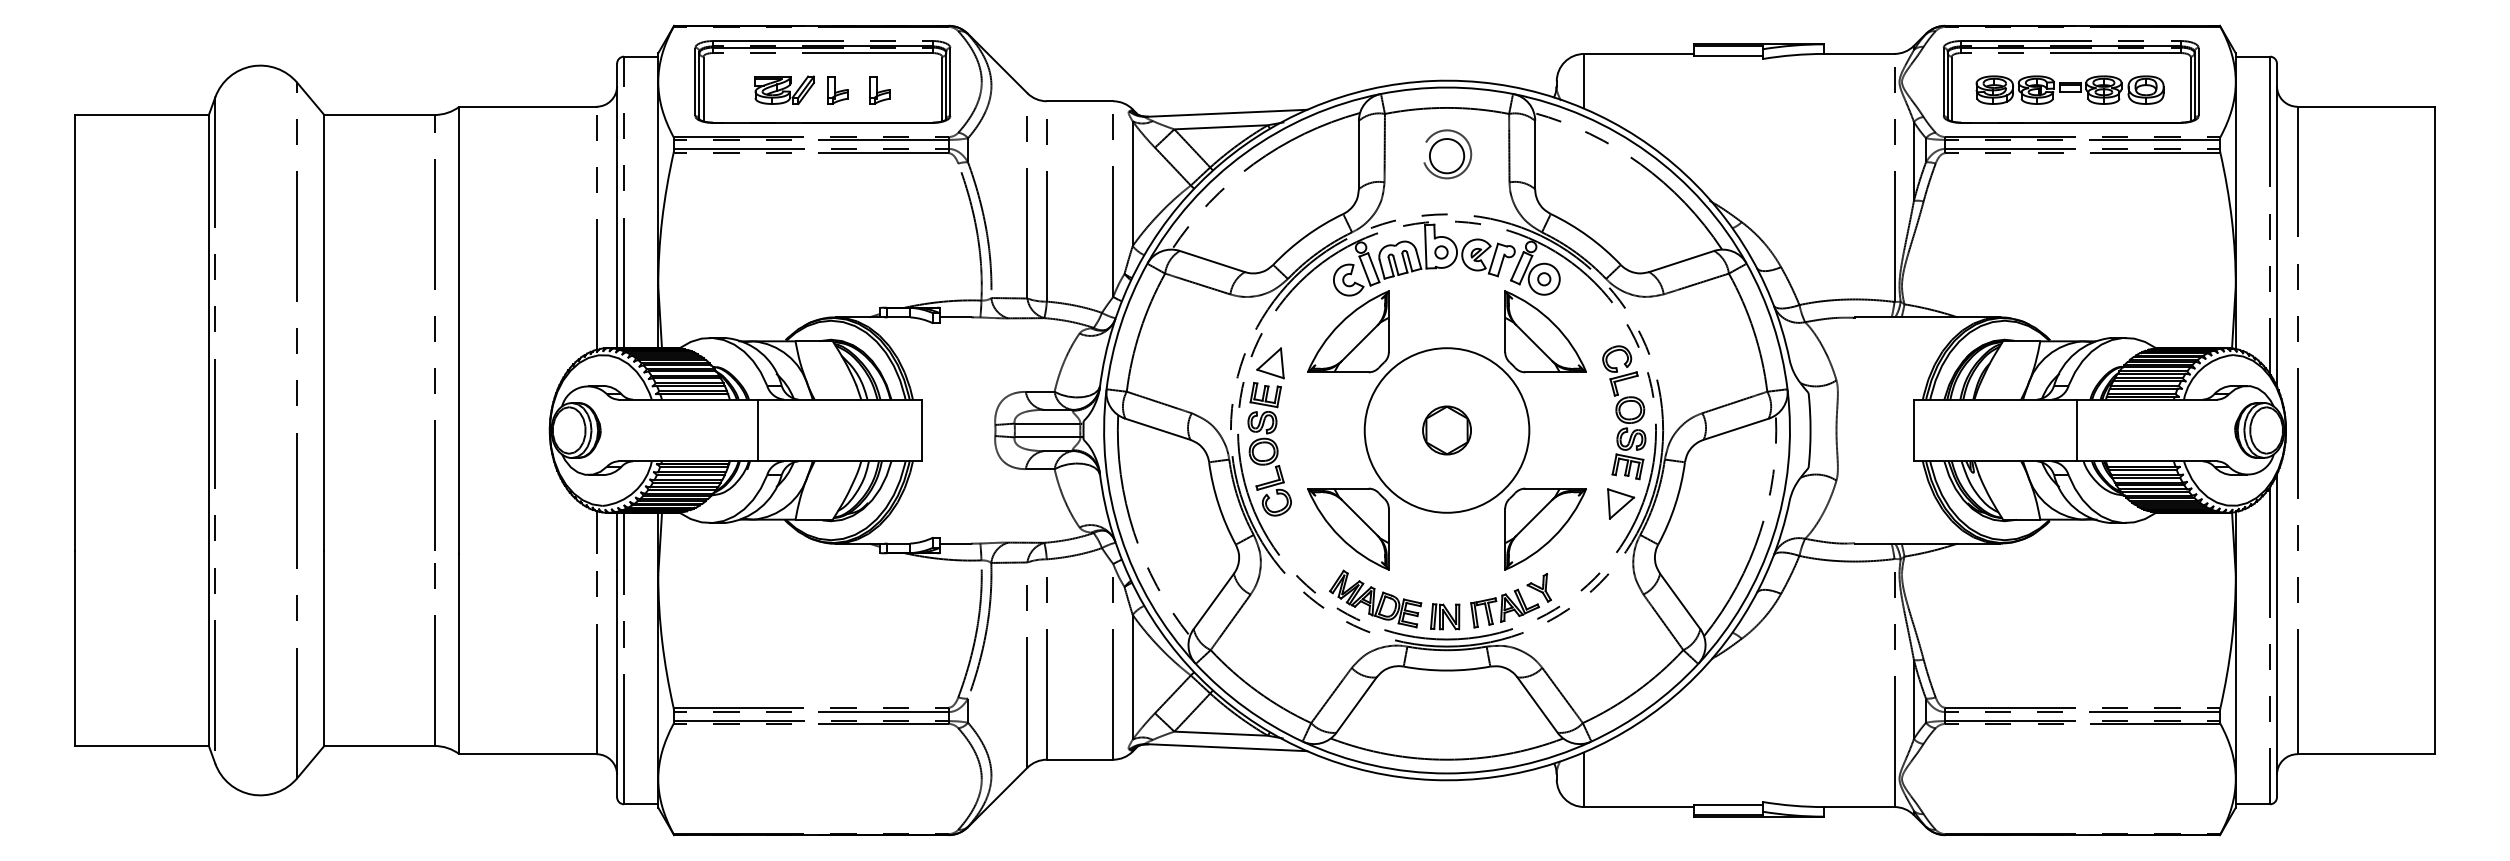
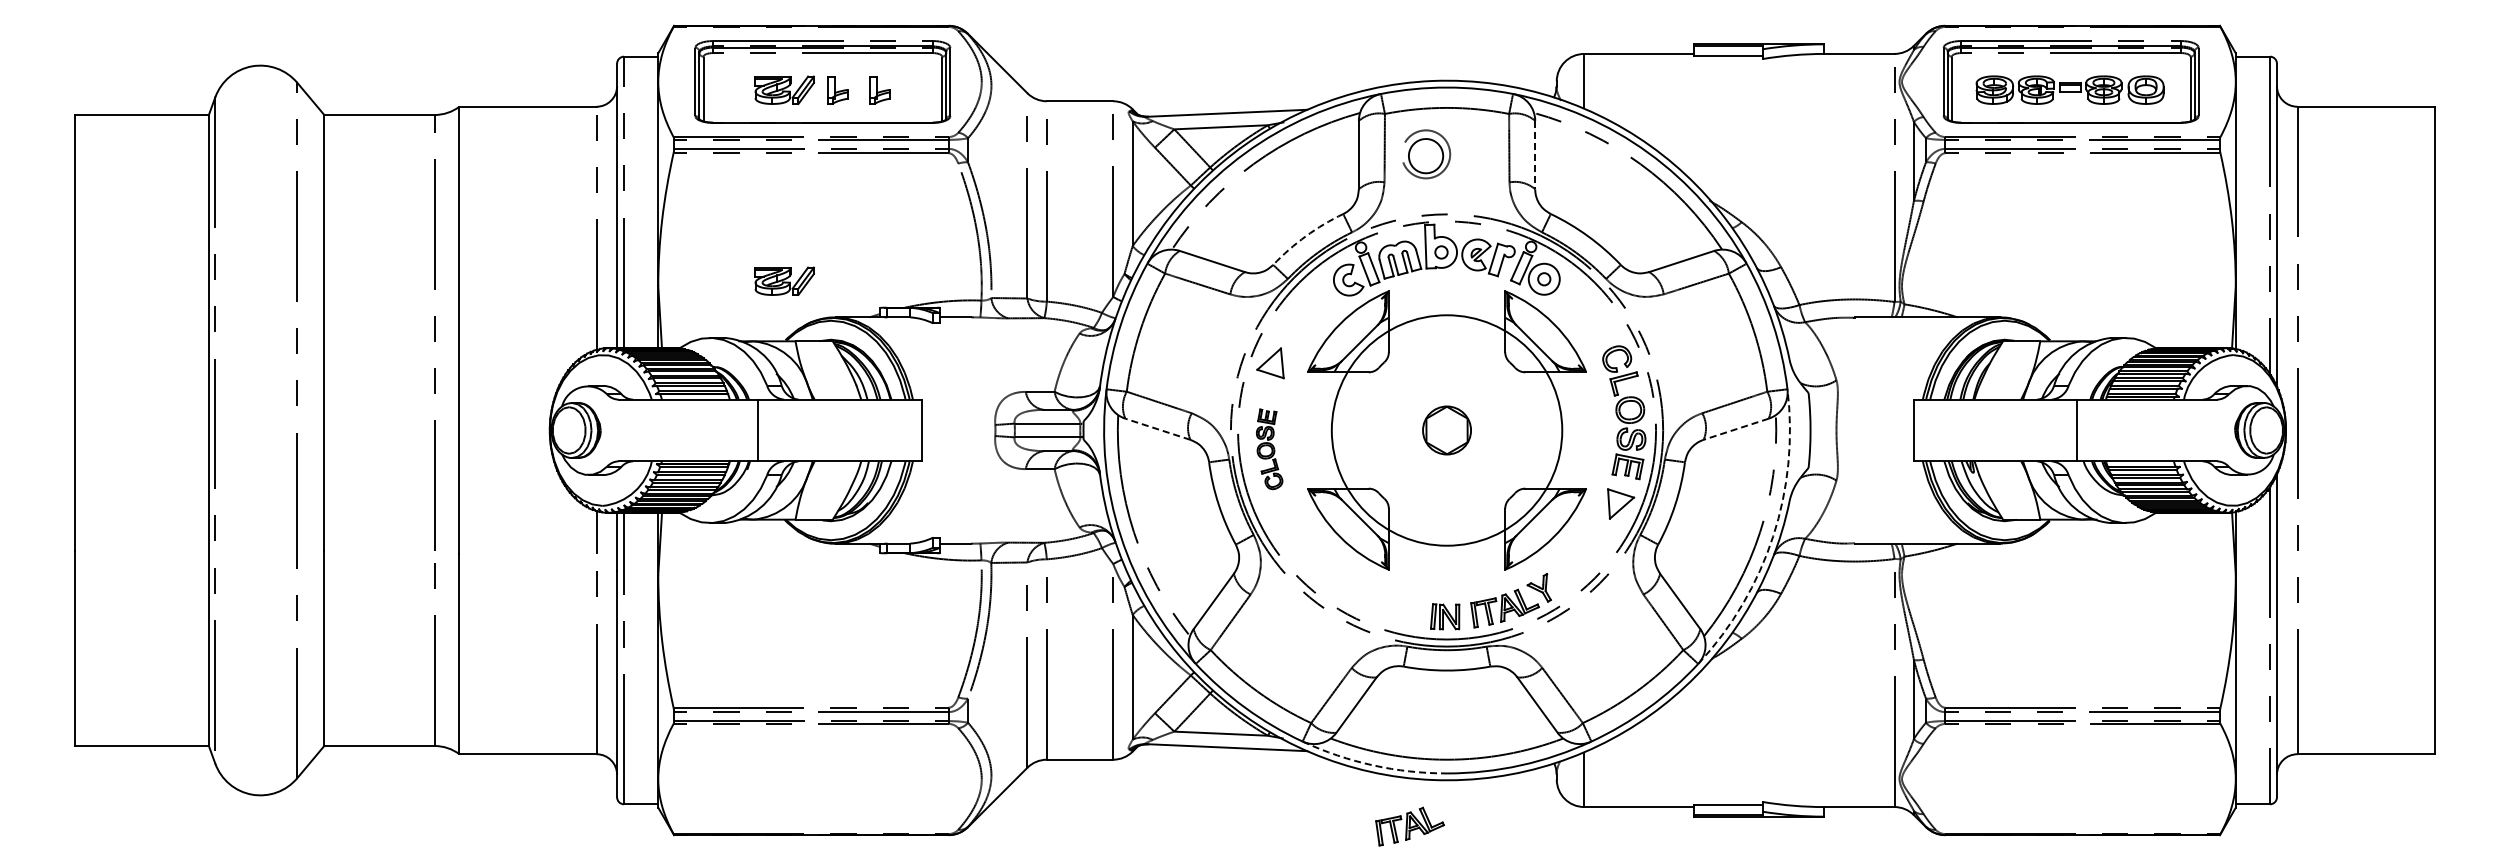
part position: (1447, 154) -> (1426, 154) (1426, 154)
line: solid -> dashed (1535, 155)
arc: solid -> dashed (1305, 236)
part: none -> present (784, 280)
line: solid -> dashed (1157, 429)
line: solid -> dashed (1735, 429)
circle diameter: 165 px -> 230 px (1446, 430)
part size: 45x135 px -> 28x83 px (1269, 449)
arc: solid -> dashed (1773, 536)
part: present -> none (1375, 598)
arc: solid -> dashed (1373, 765)
part: none -> present (1409, 826)
